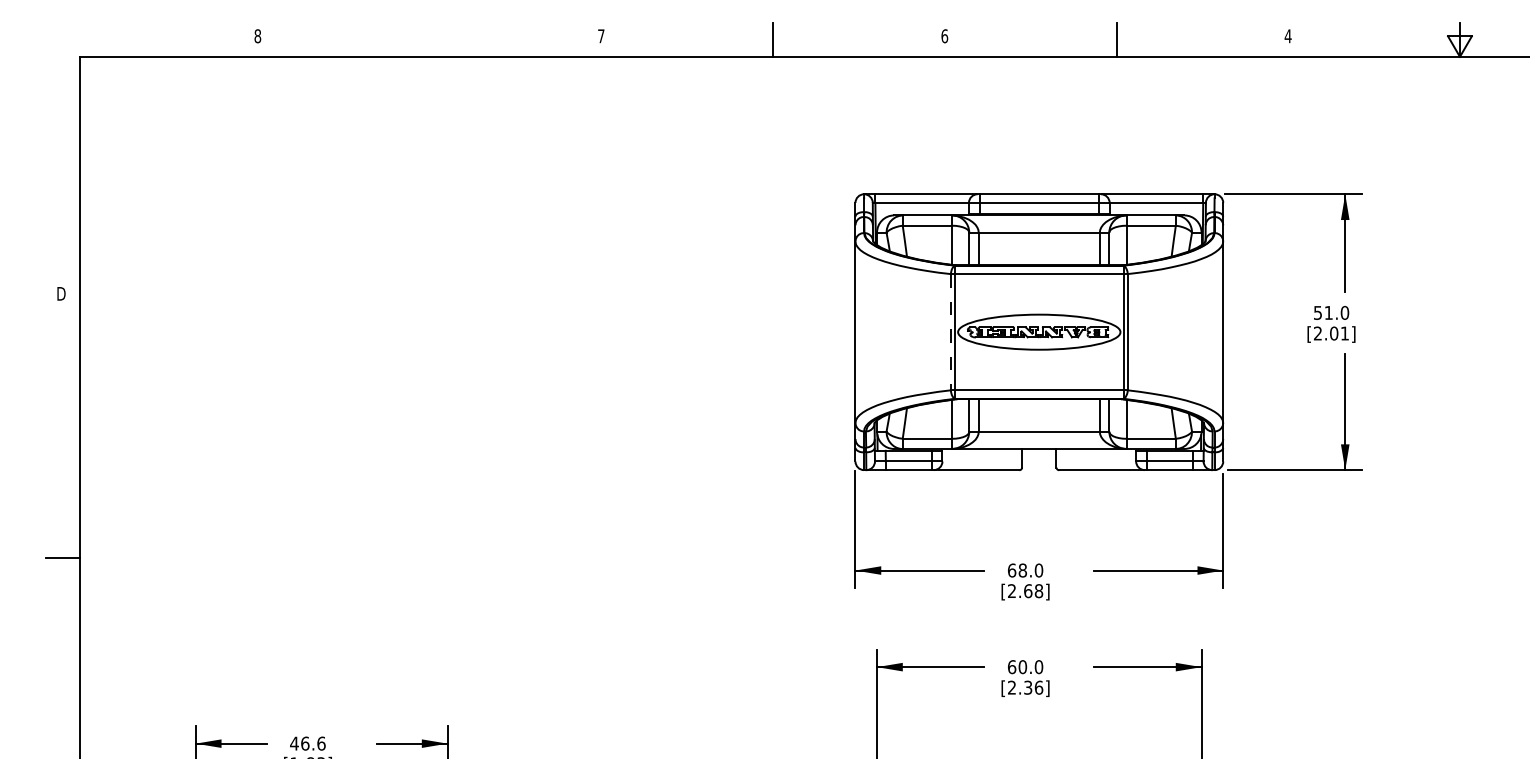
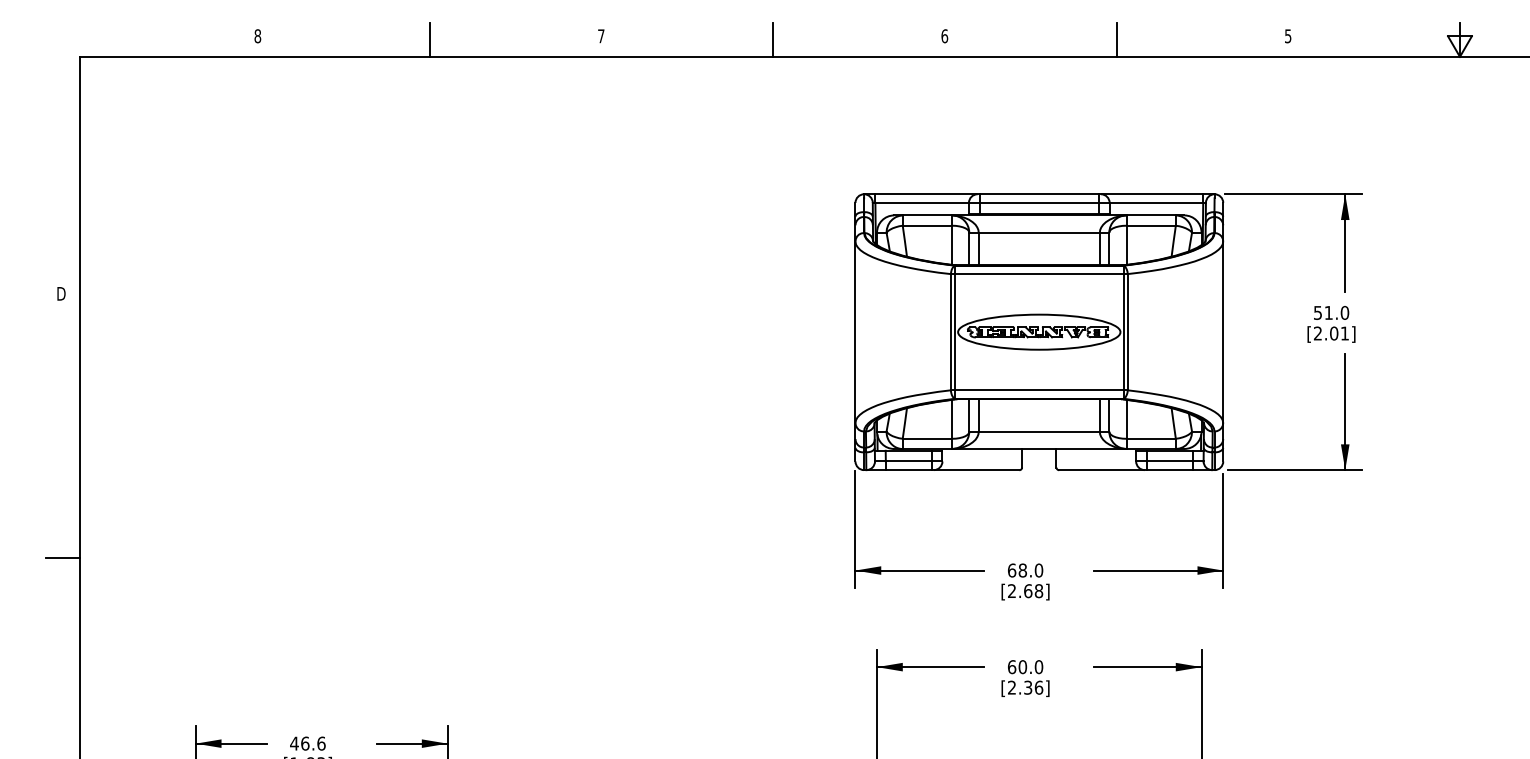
text: 4 -> 5 (1287, 36)
line: none -> present (429, 39)
line: dashed -> solid (950, 332)
